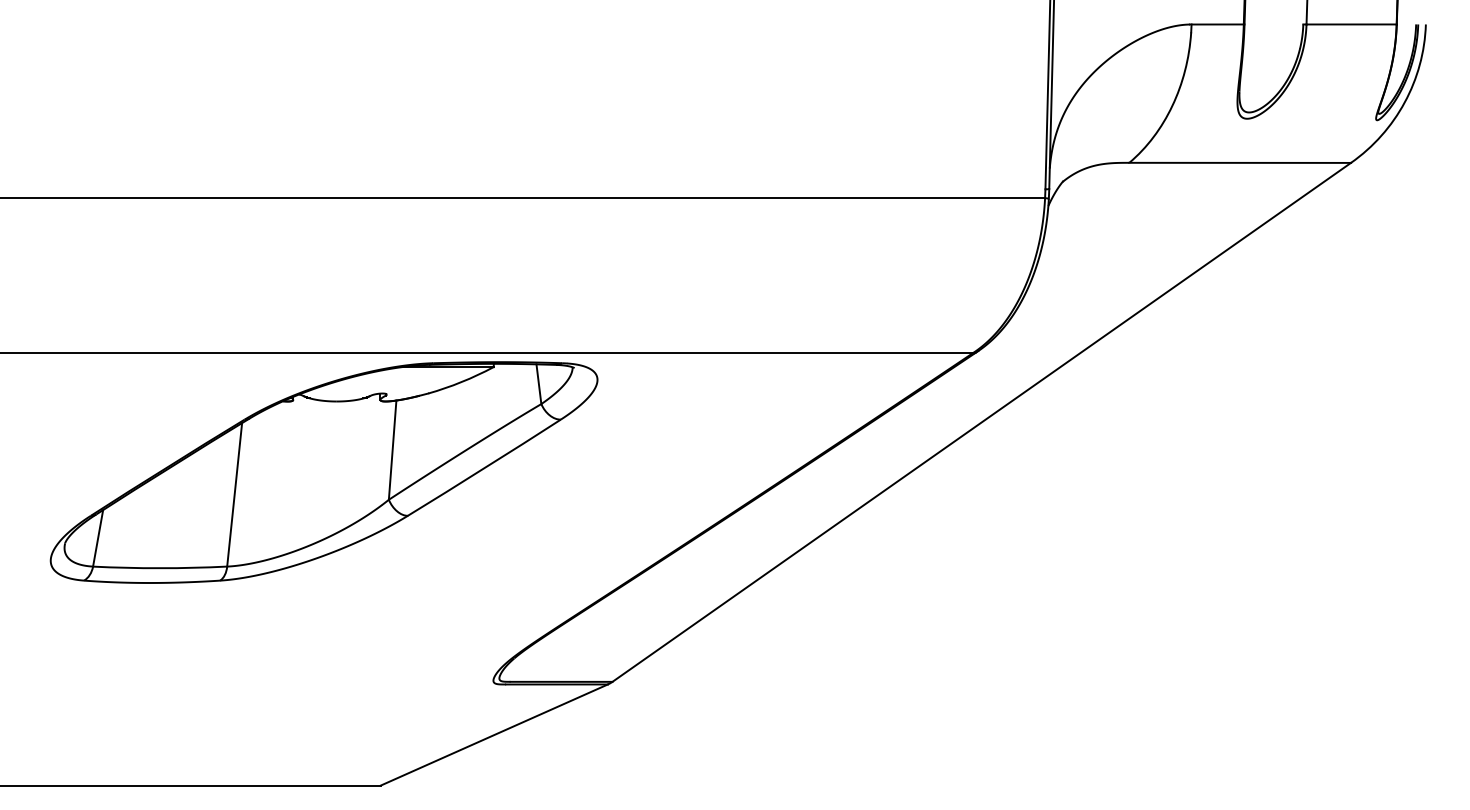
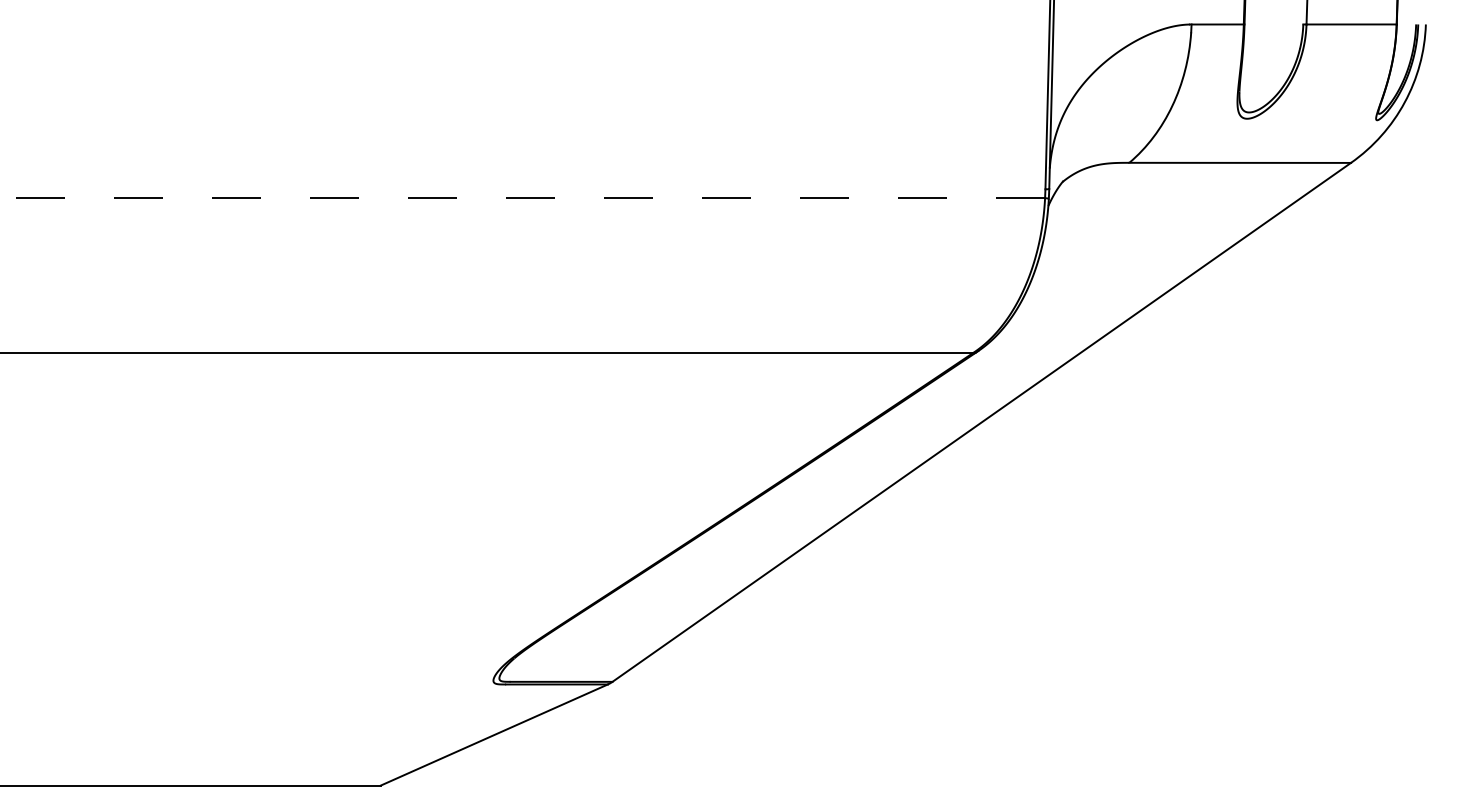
line: solid -> dashed (522, 198)
part: present -> none (323, 472)
